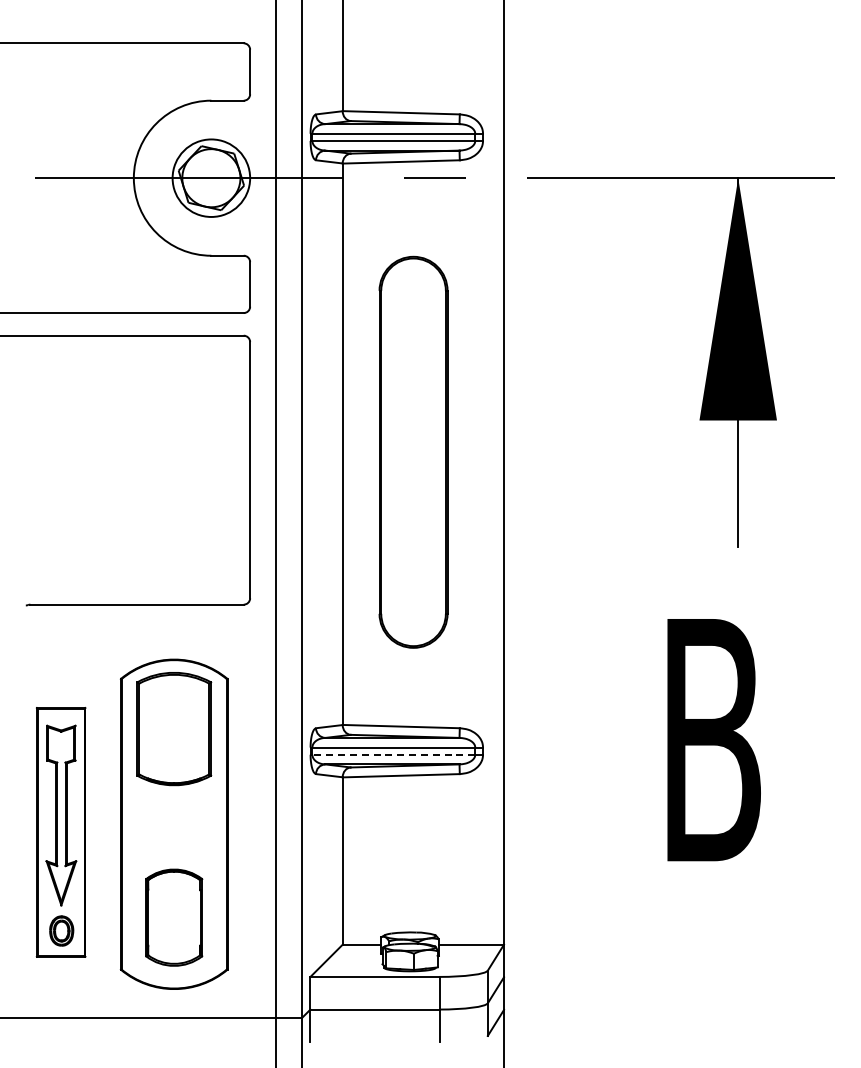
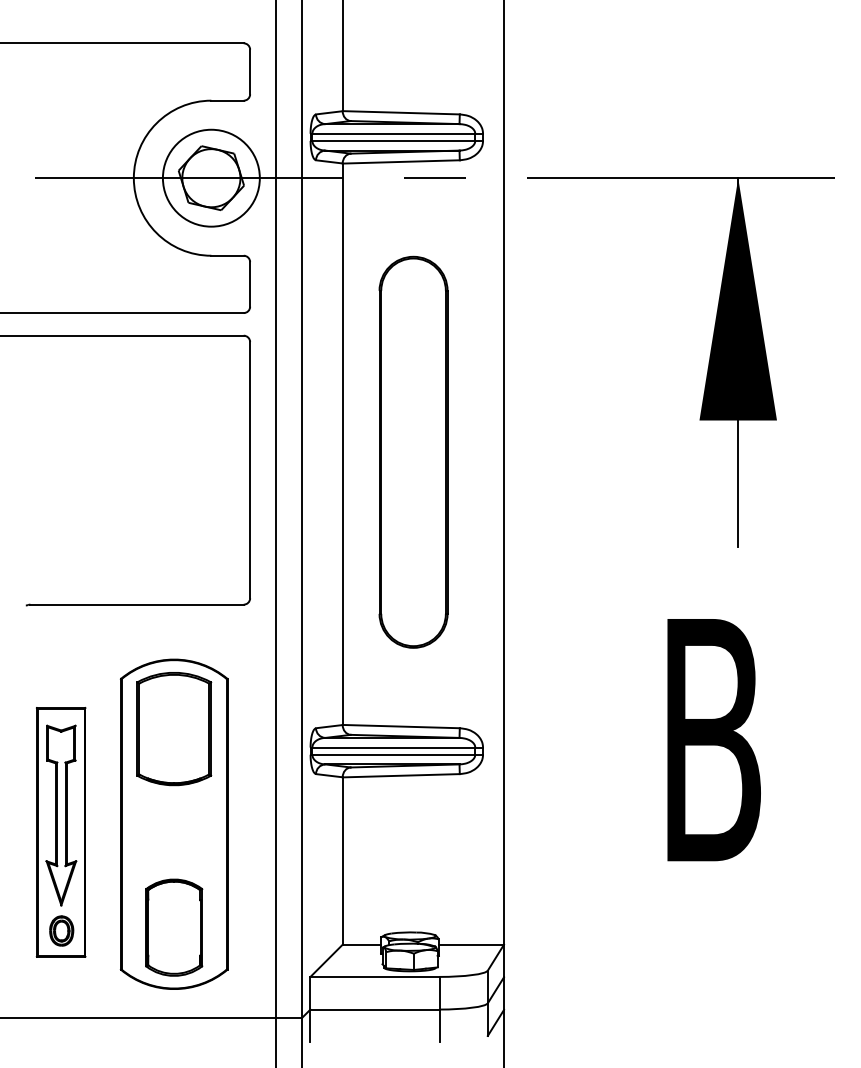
circle diameter: 78 px -> 97 px (210, 177)
line: dashed -> solid (393, 754)
part position: (174, 917) -> (174, 927) (174, 927)
